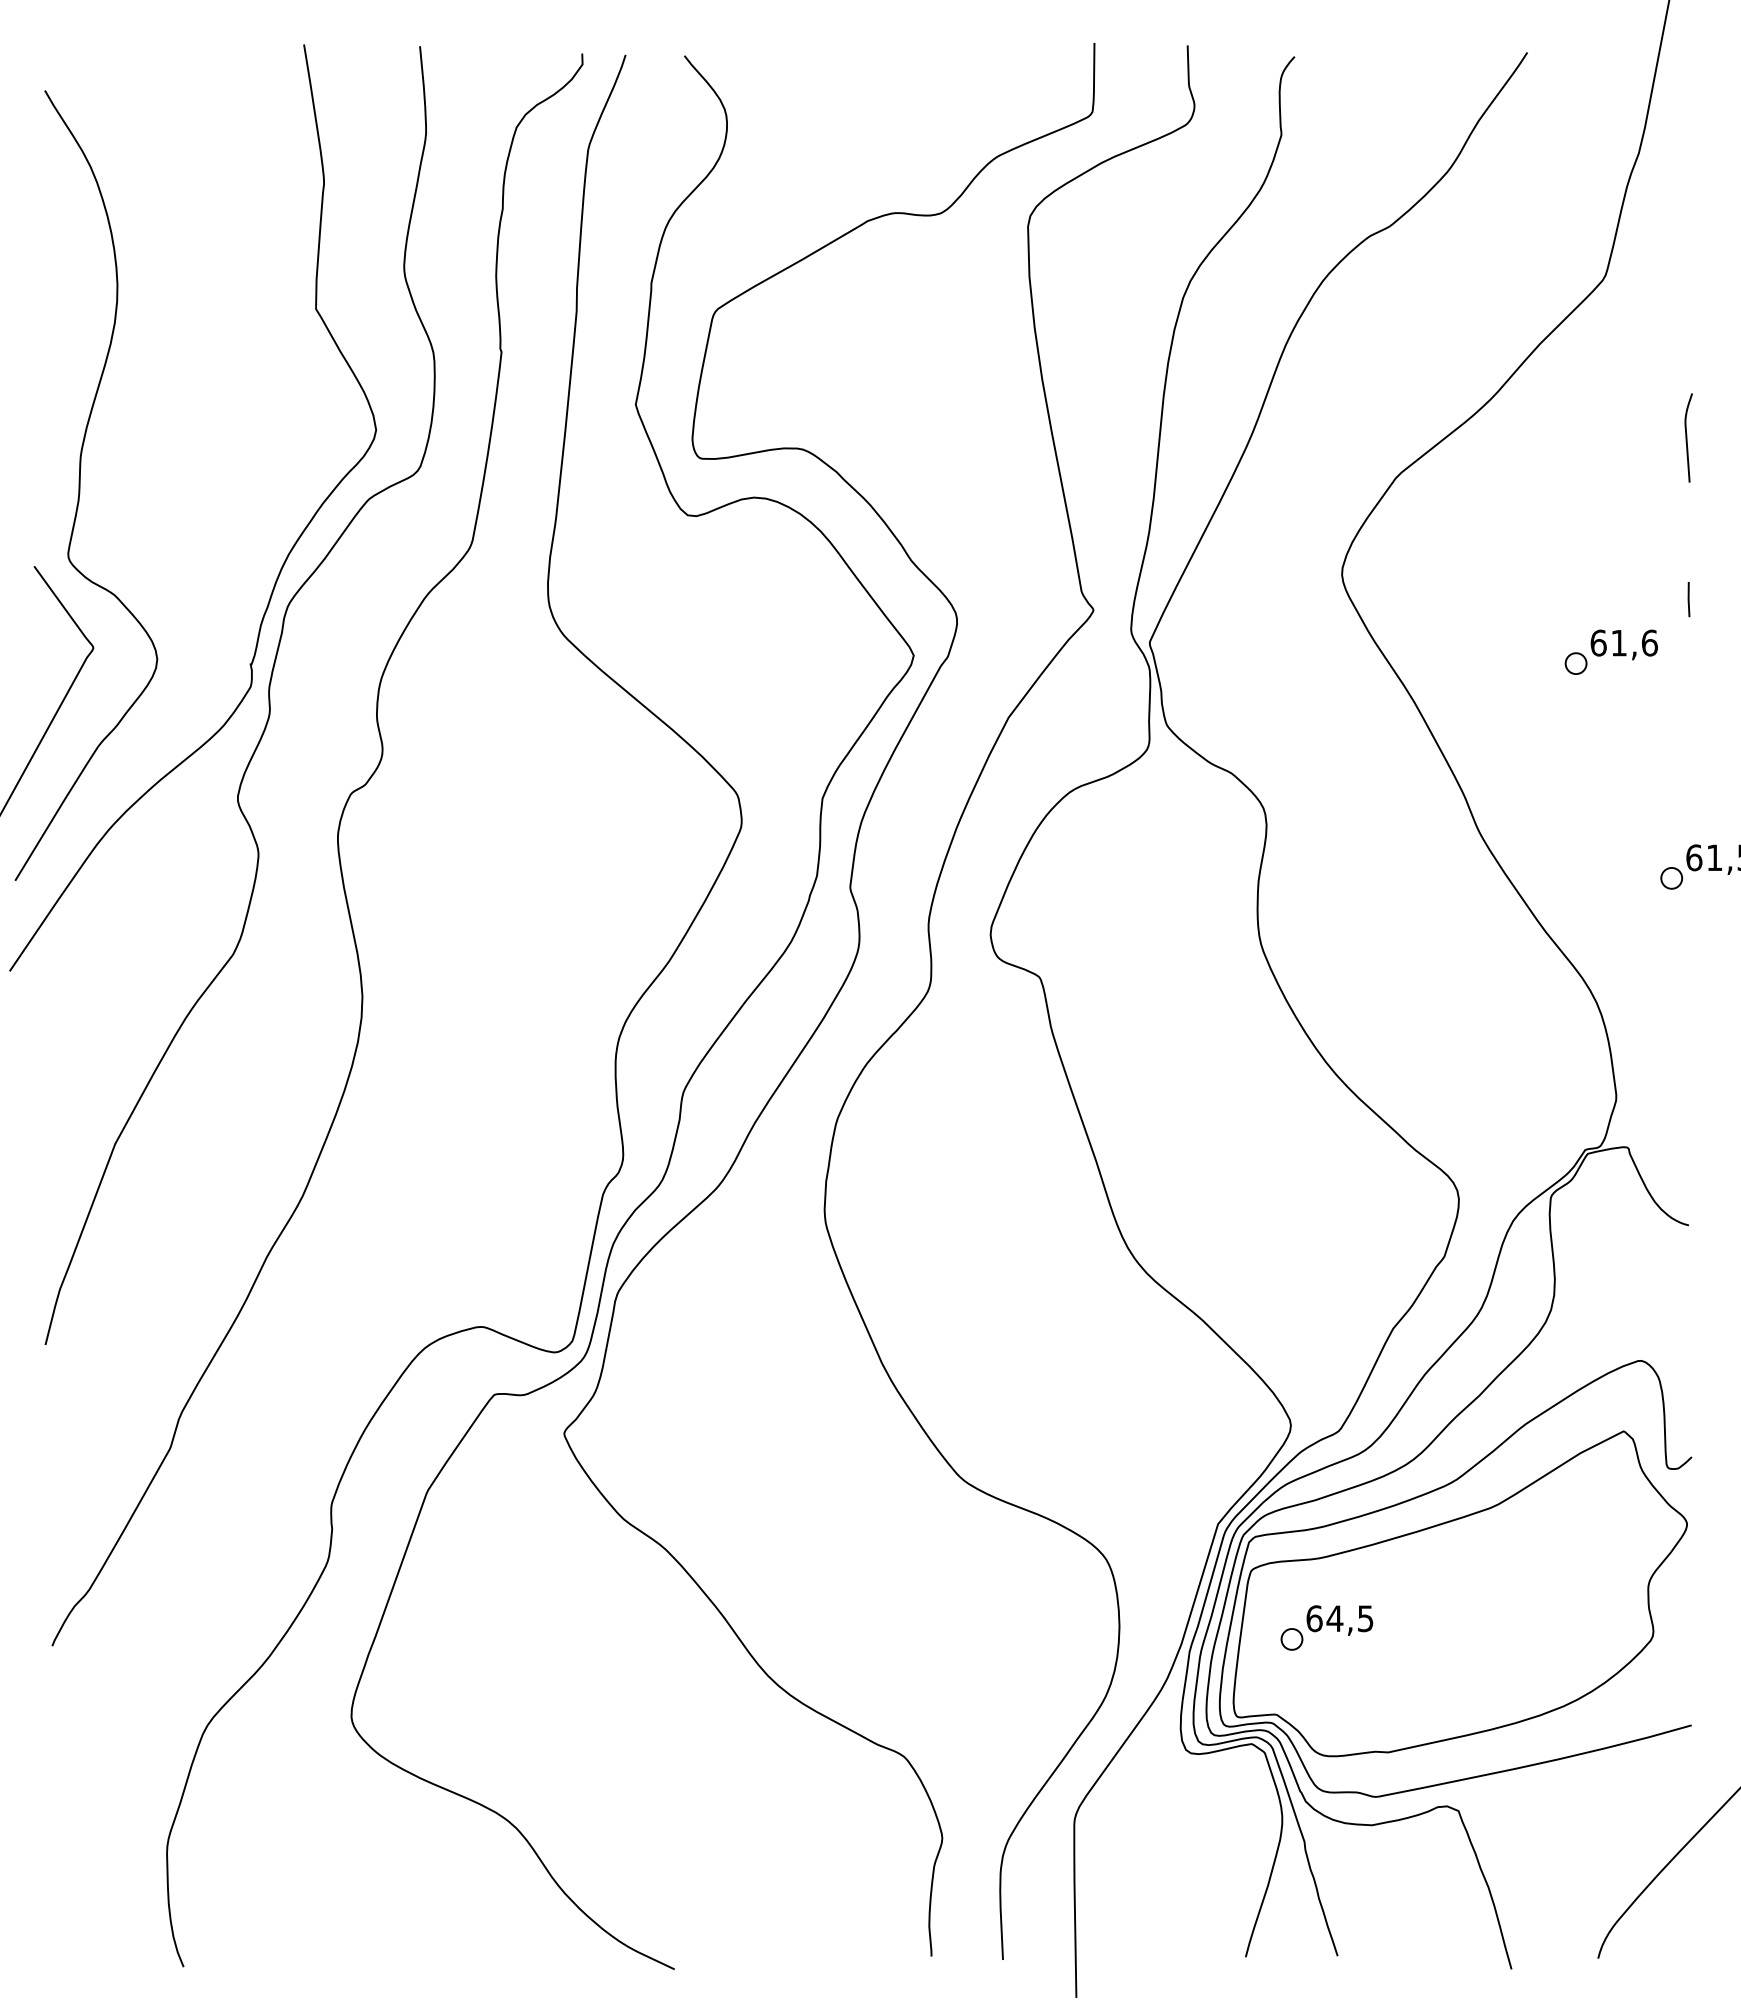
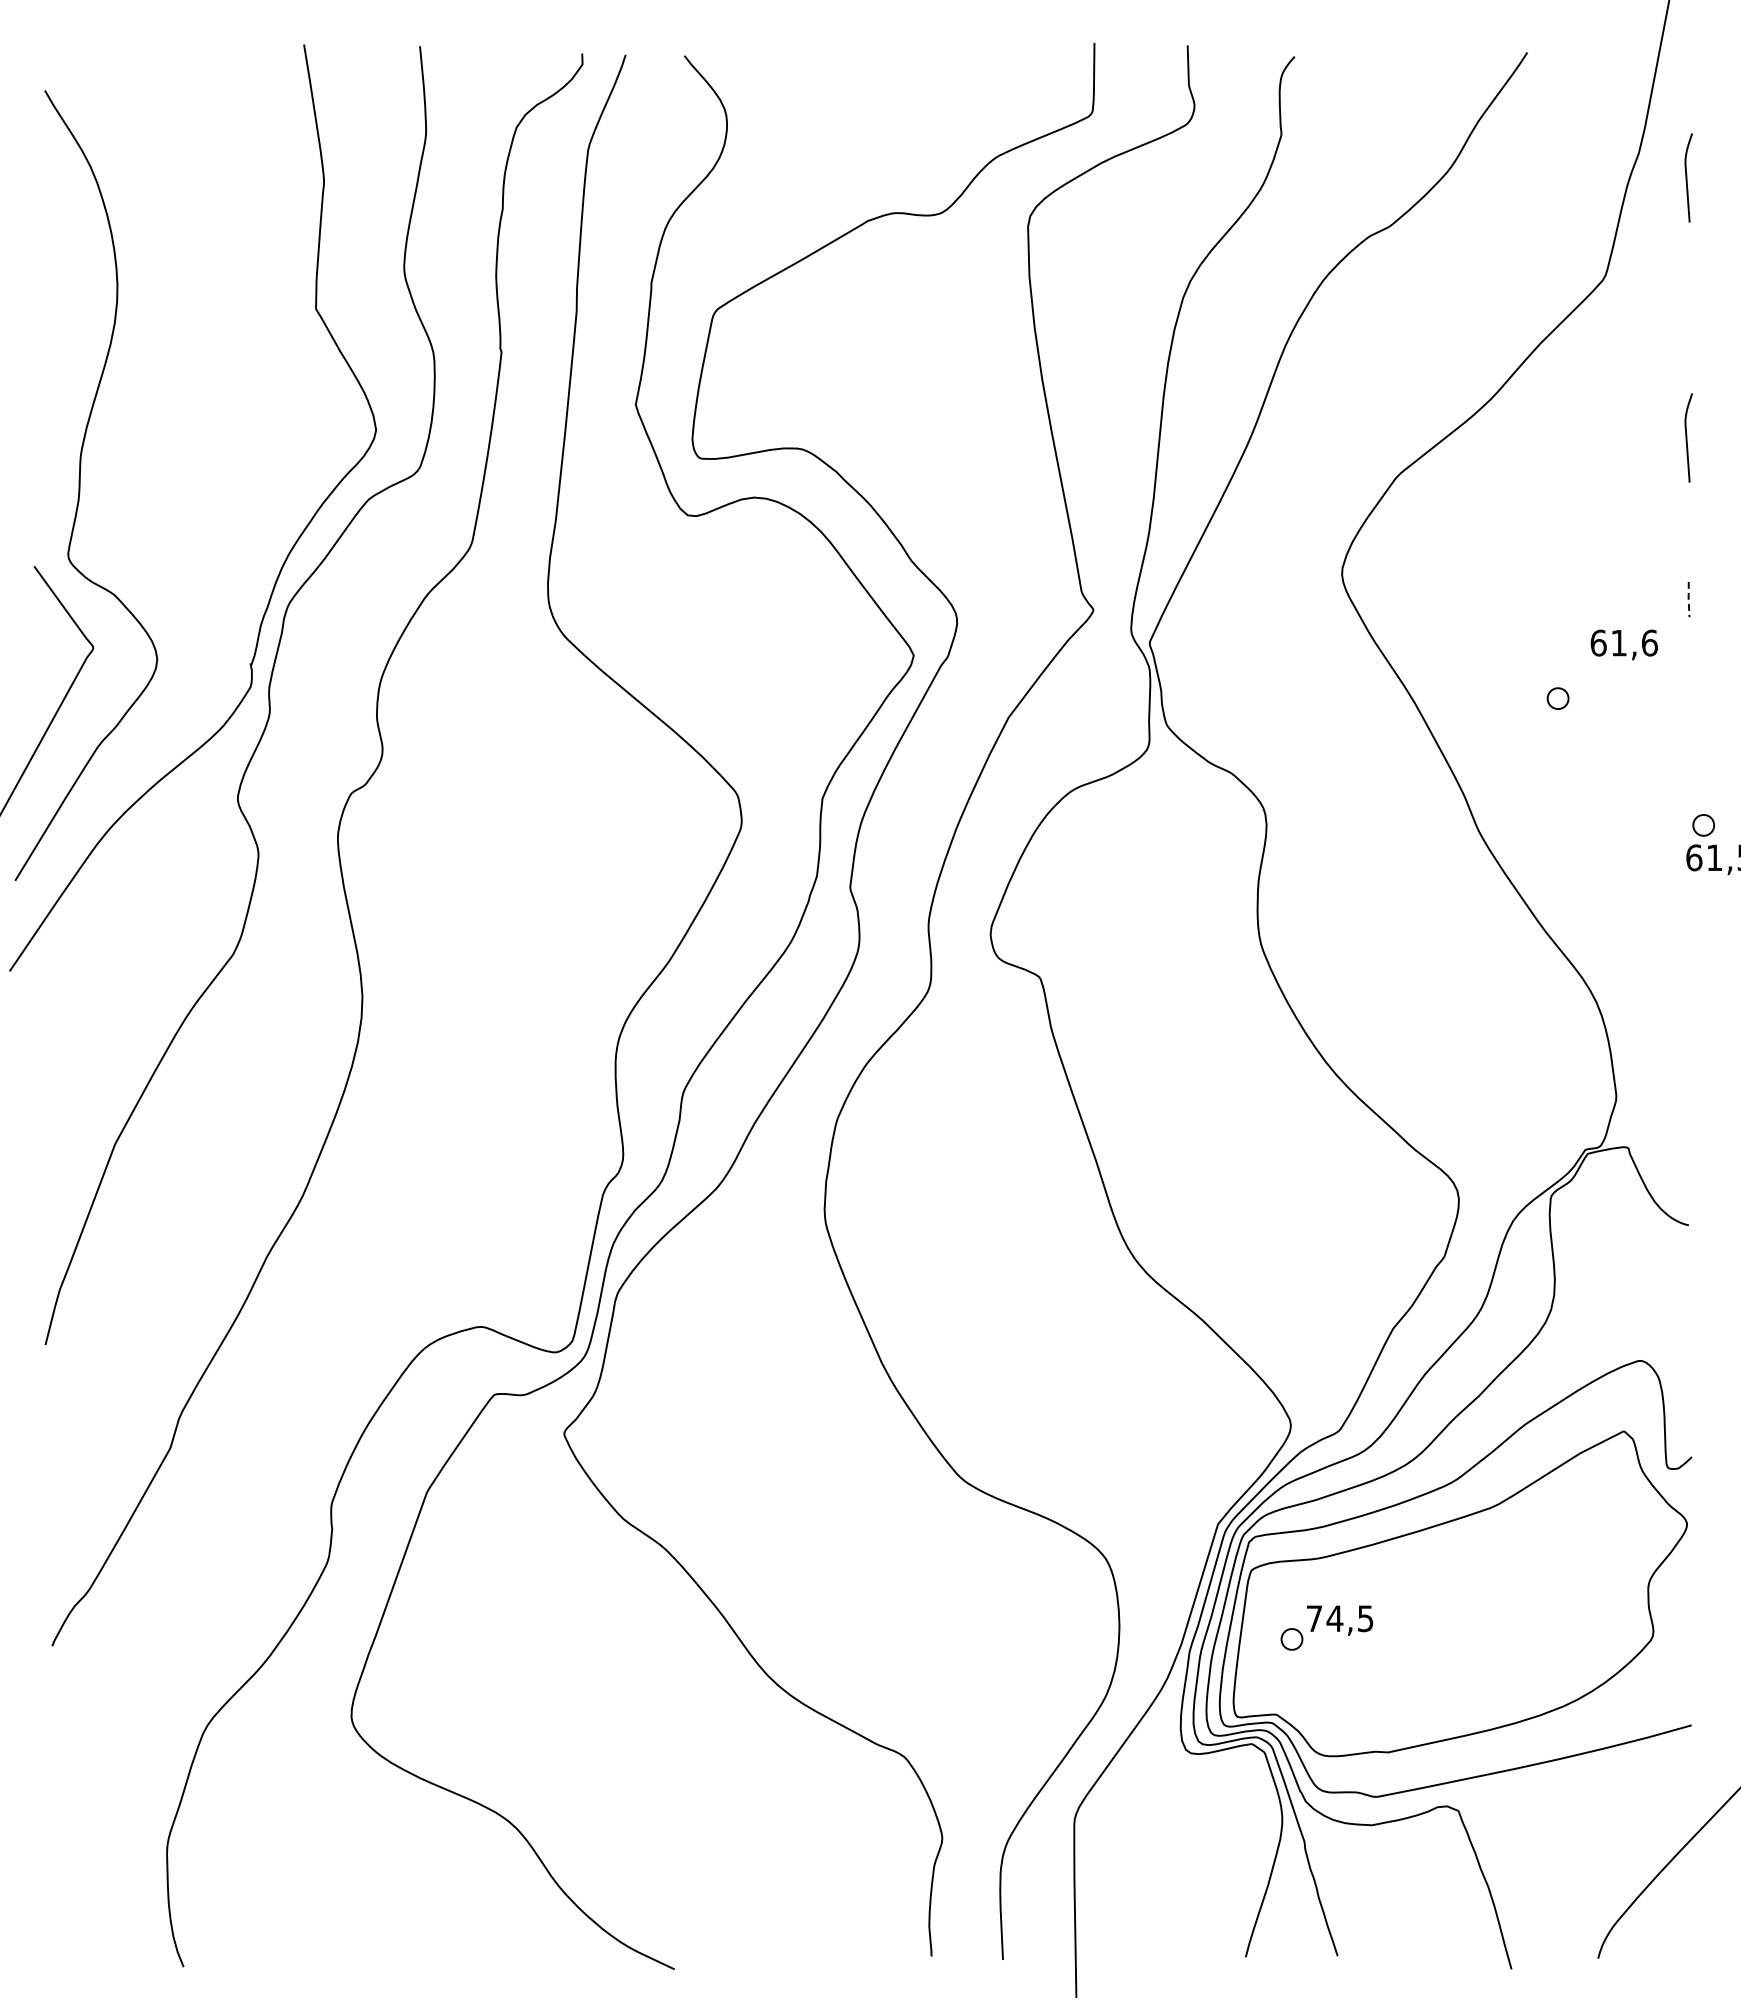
curve: none -> present (1687, 177)
line: solid -> dashed (1688, 599)
part position: (1575, 663) -> (1557, 698) (1557, 698)
part position: (1671, 878) -> (1703, 825) (1703, 825)
text: 64,5 -> 74,5 (1314, 1618)
